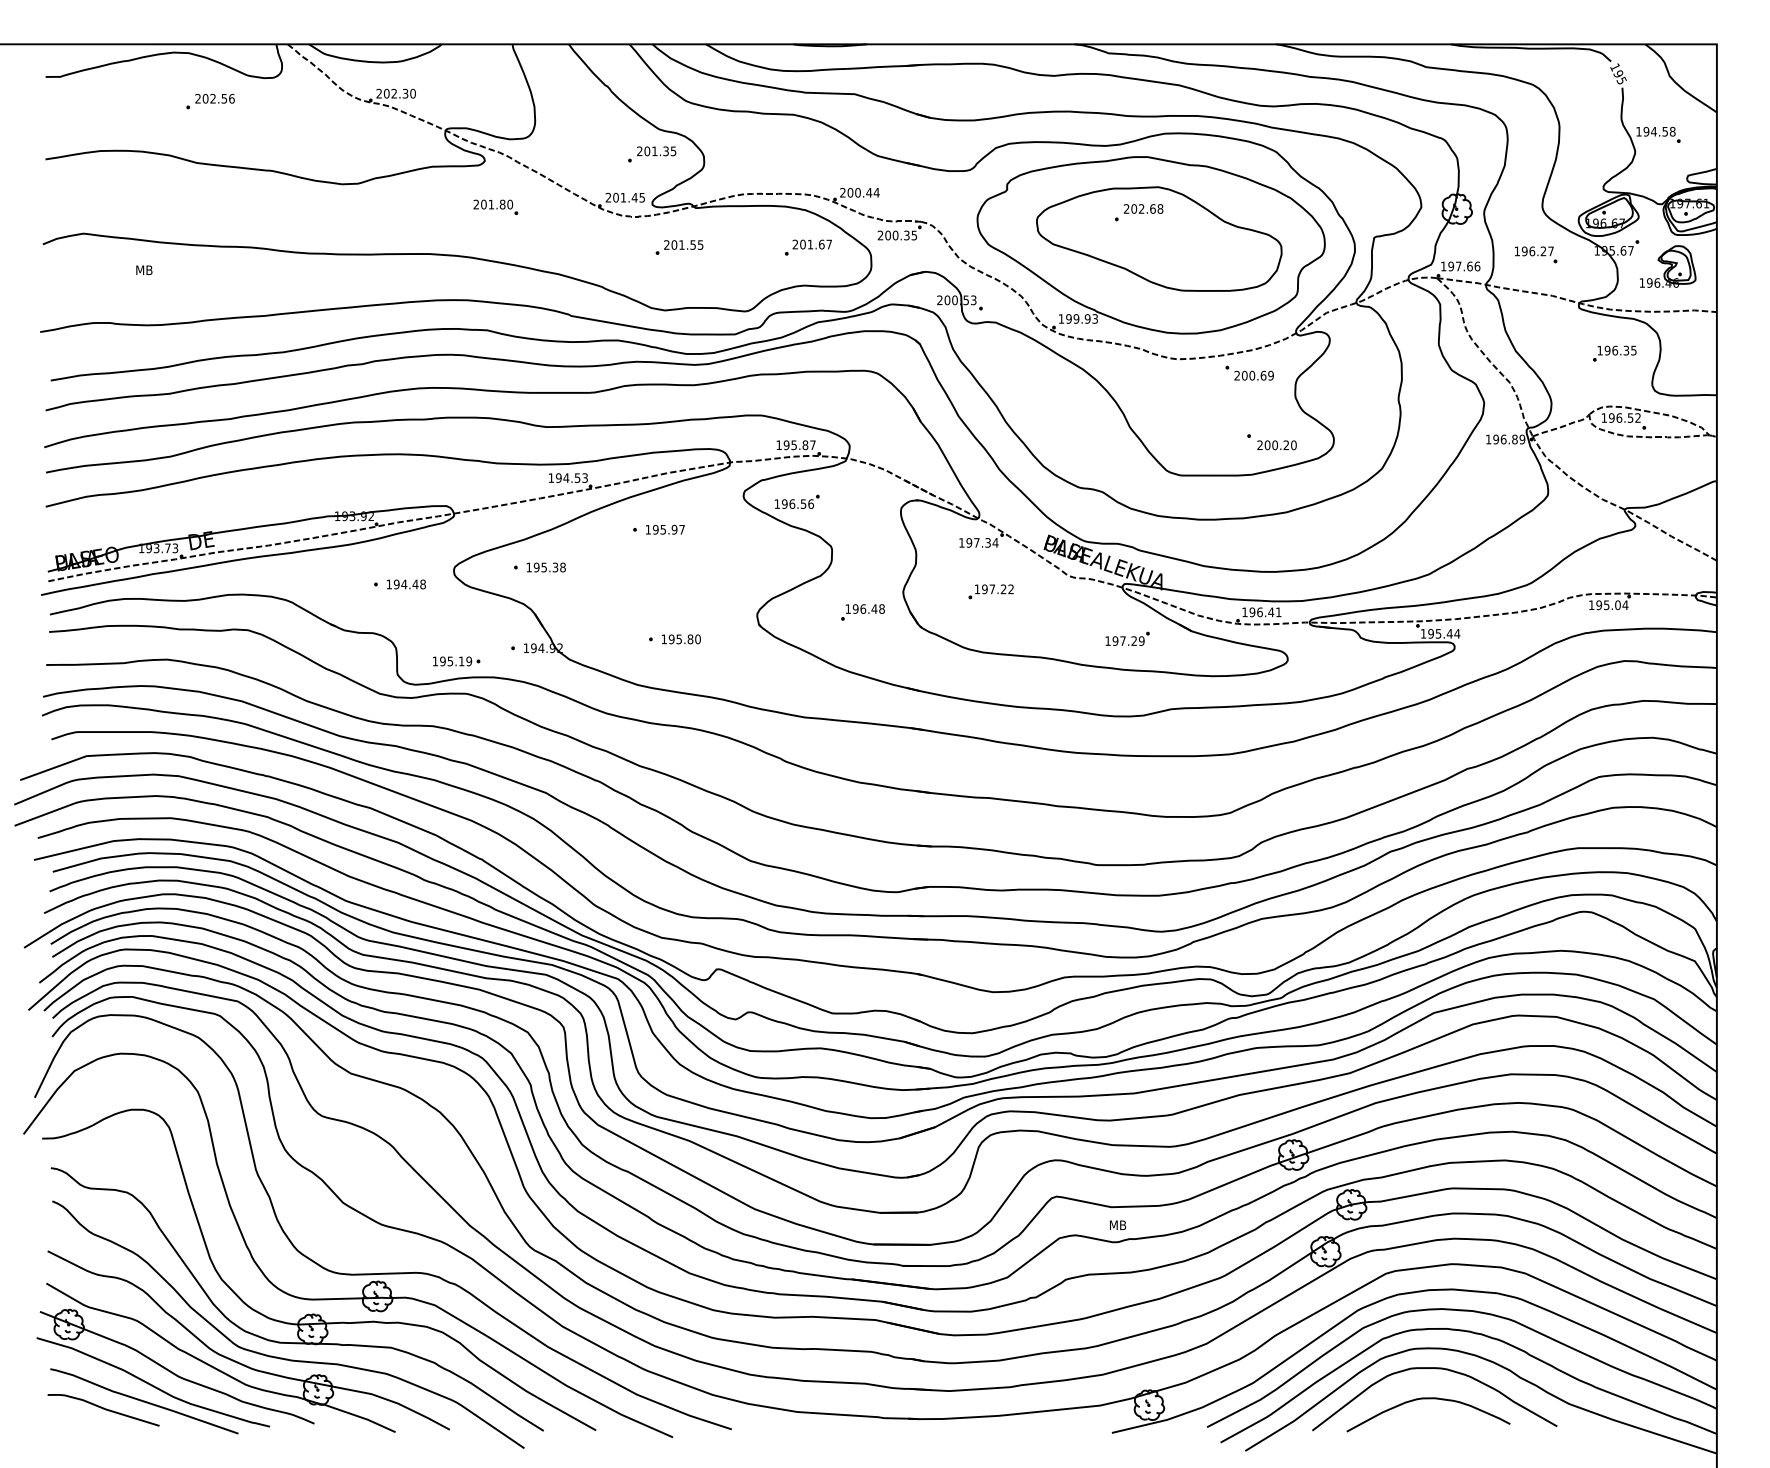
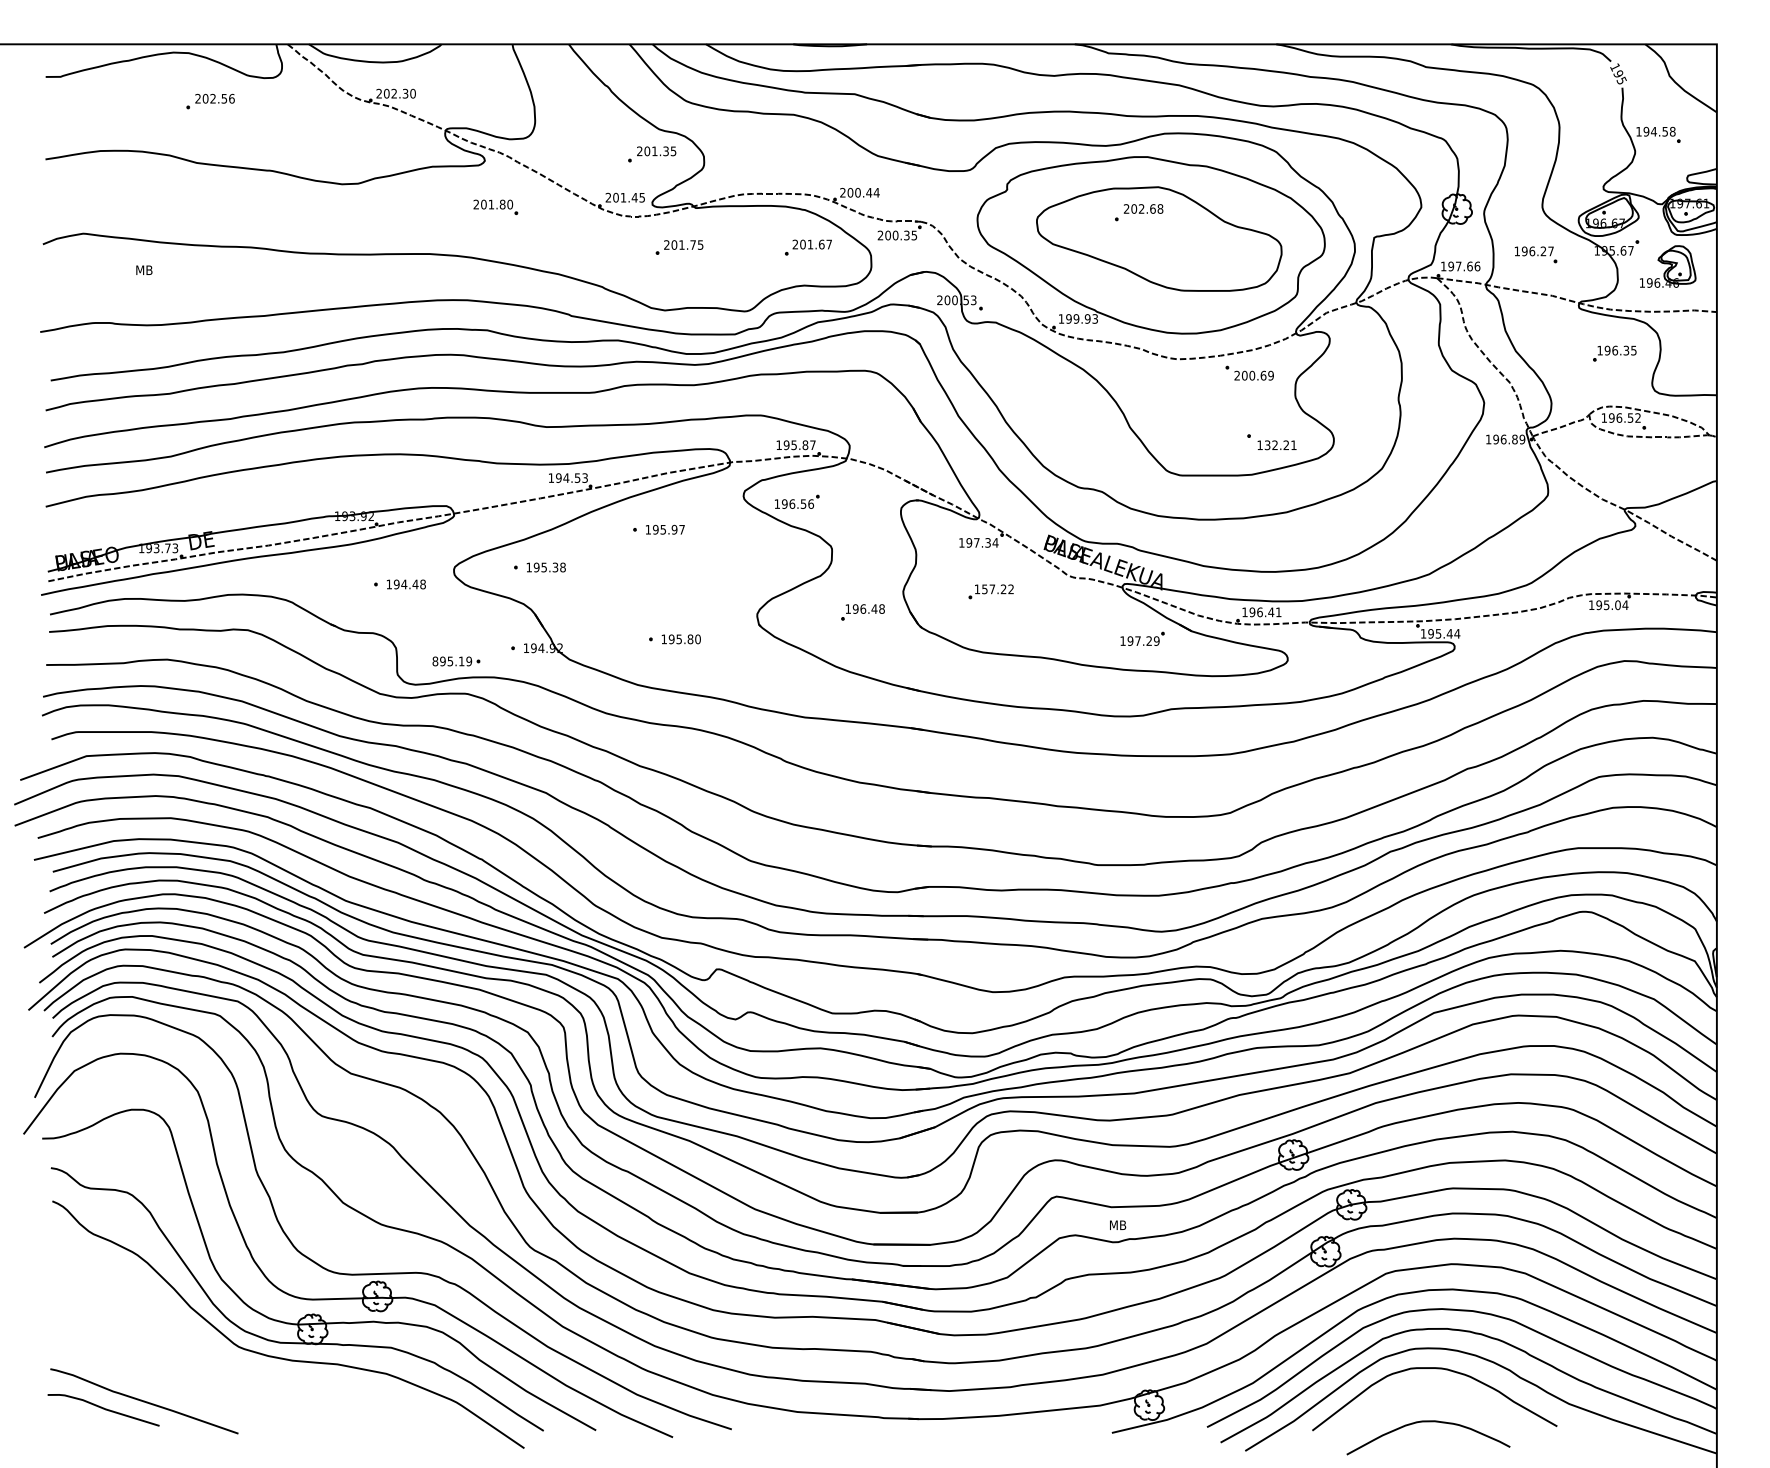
text: 201.55 -> 201.75 (692, 244)
text: 200.20 -> 132.21 (1276, 445)
text: 197.22 -> 157.22 (984, 588)
part position: (1127, 638) -> (1142, 638) (1142, 638)
text: 195.19 -> 895.19 (435, 661)
part: present -> none (233, 1359)
curve position: (1428, 1399) -> (1428, 1422) (1428, 1422)
